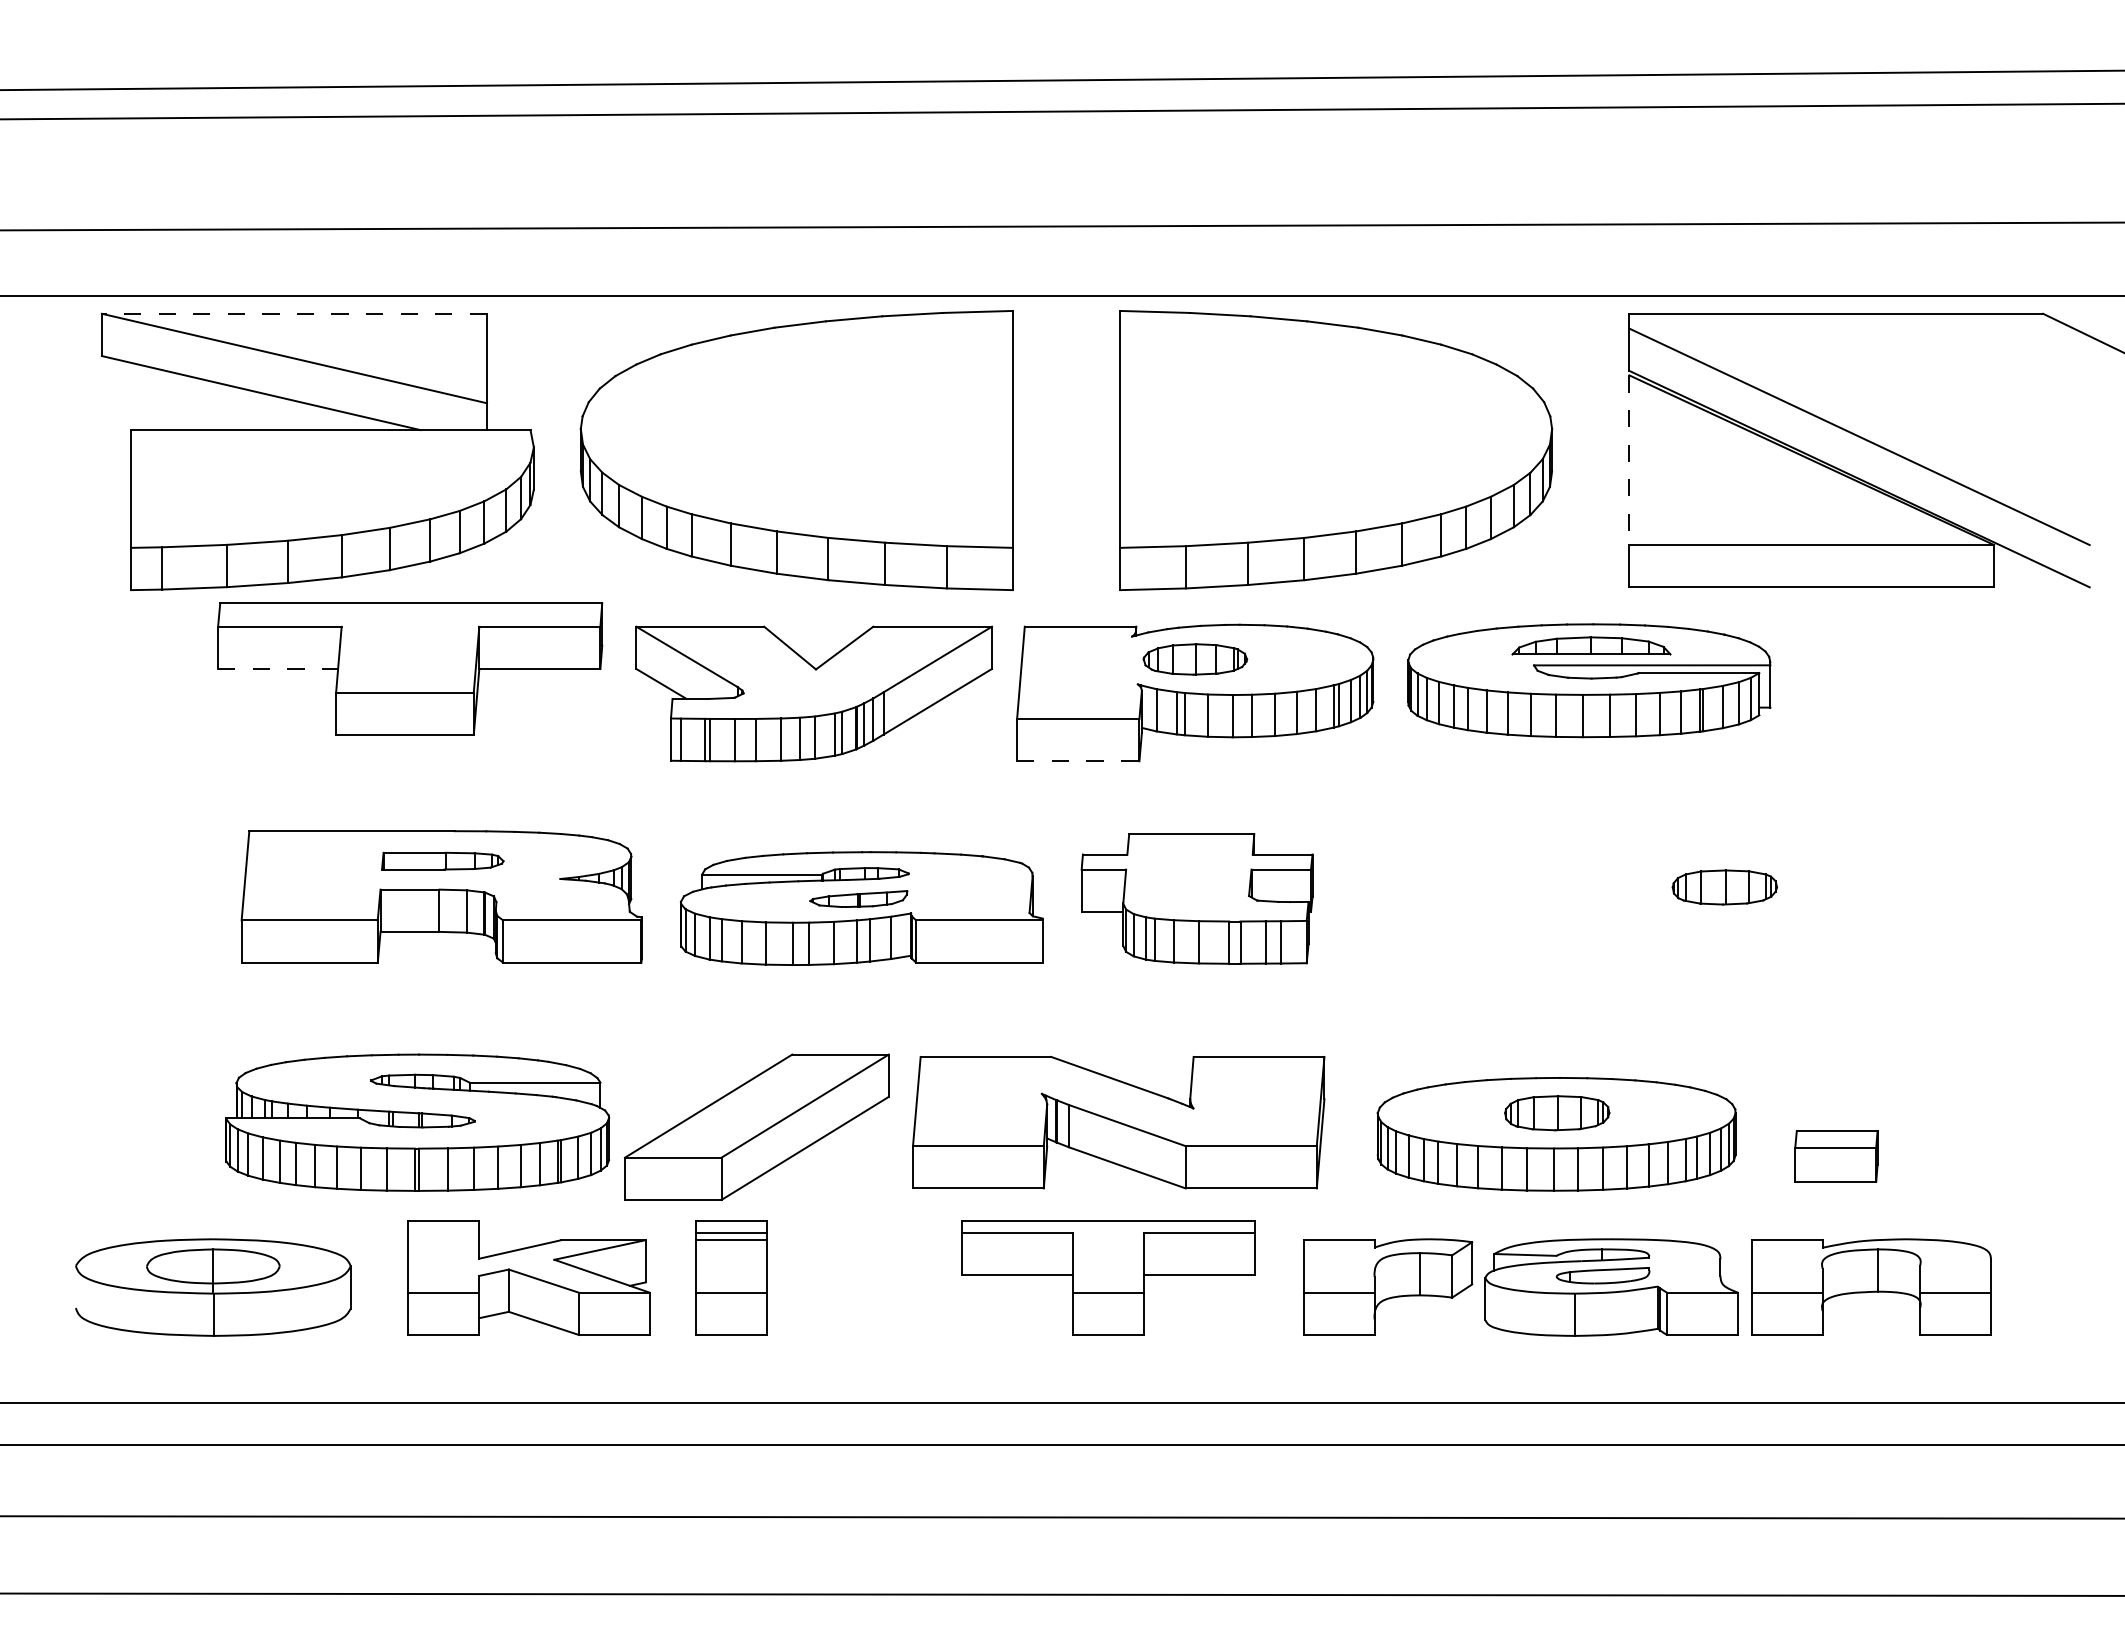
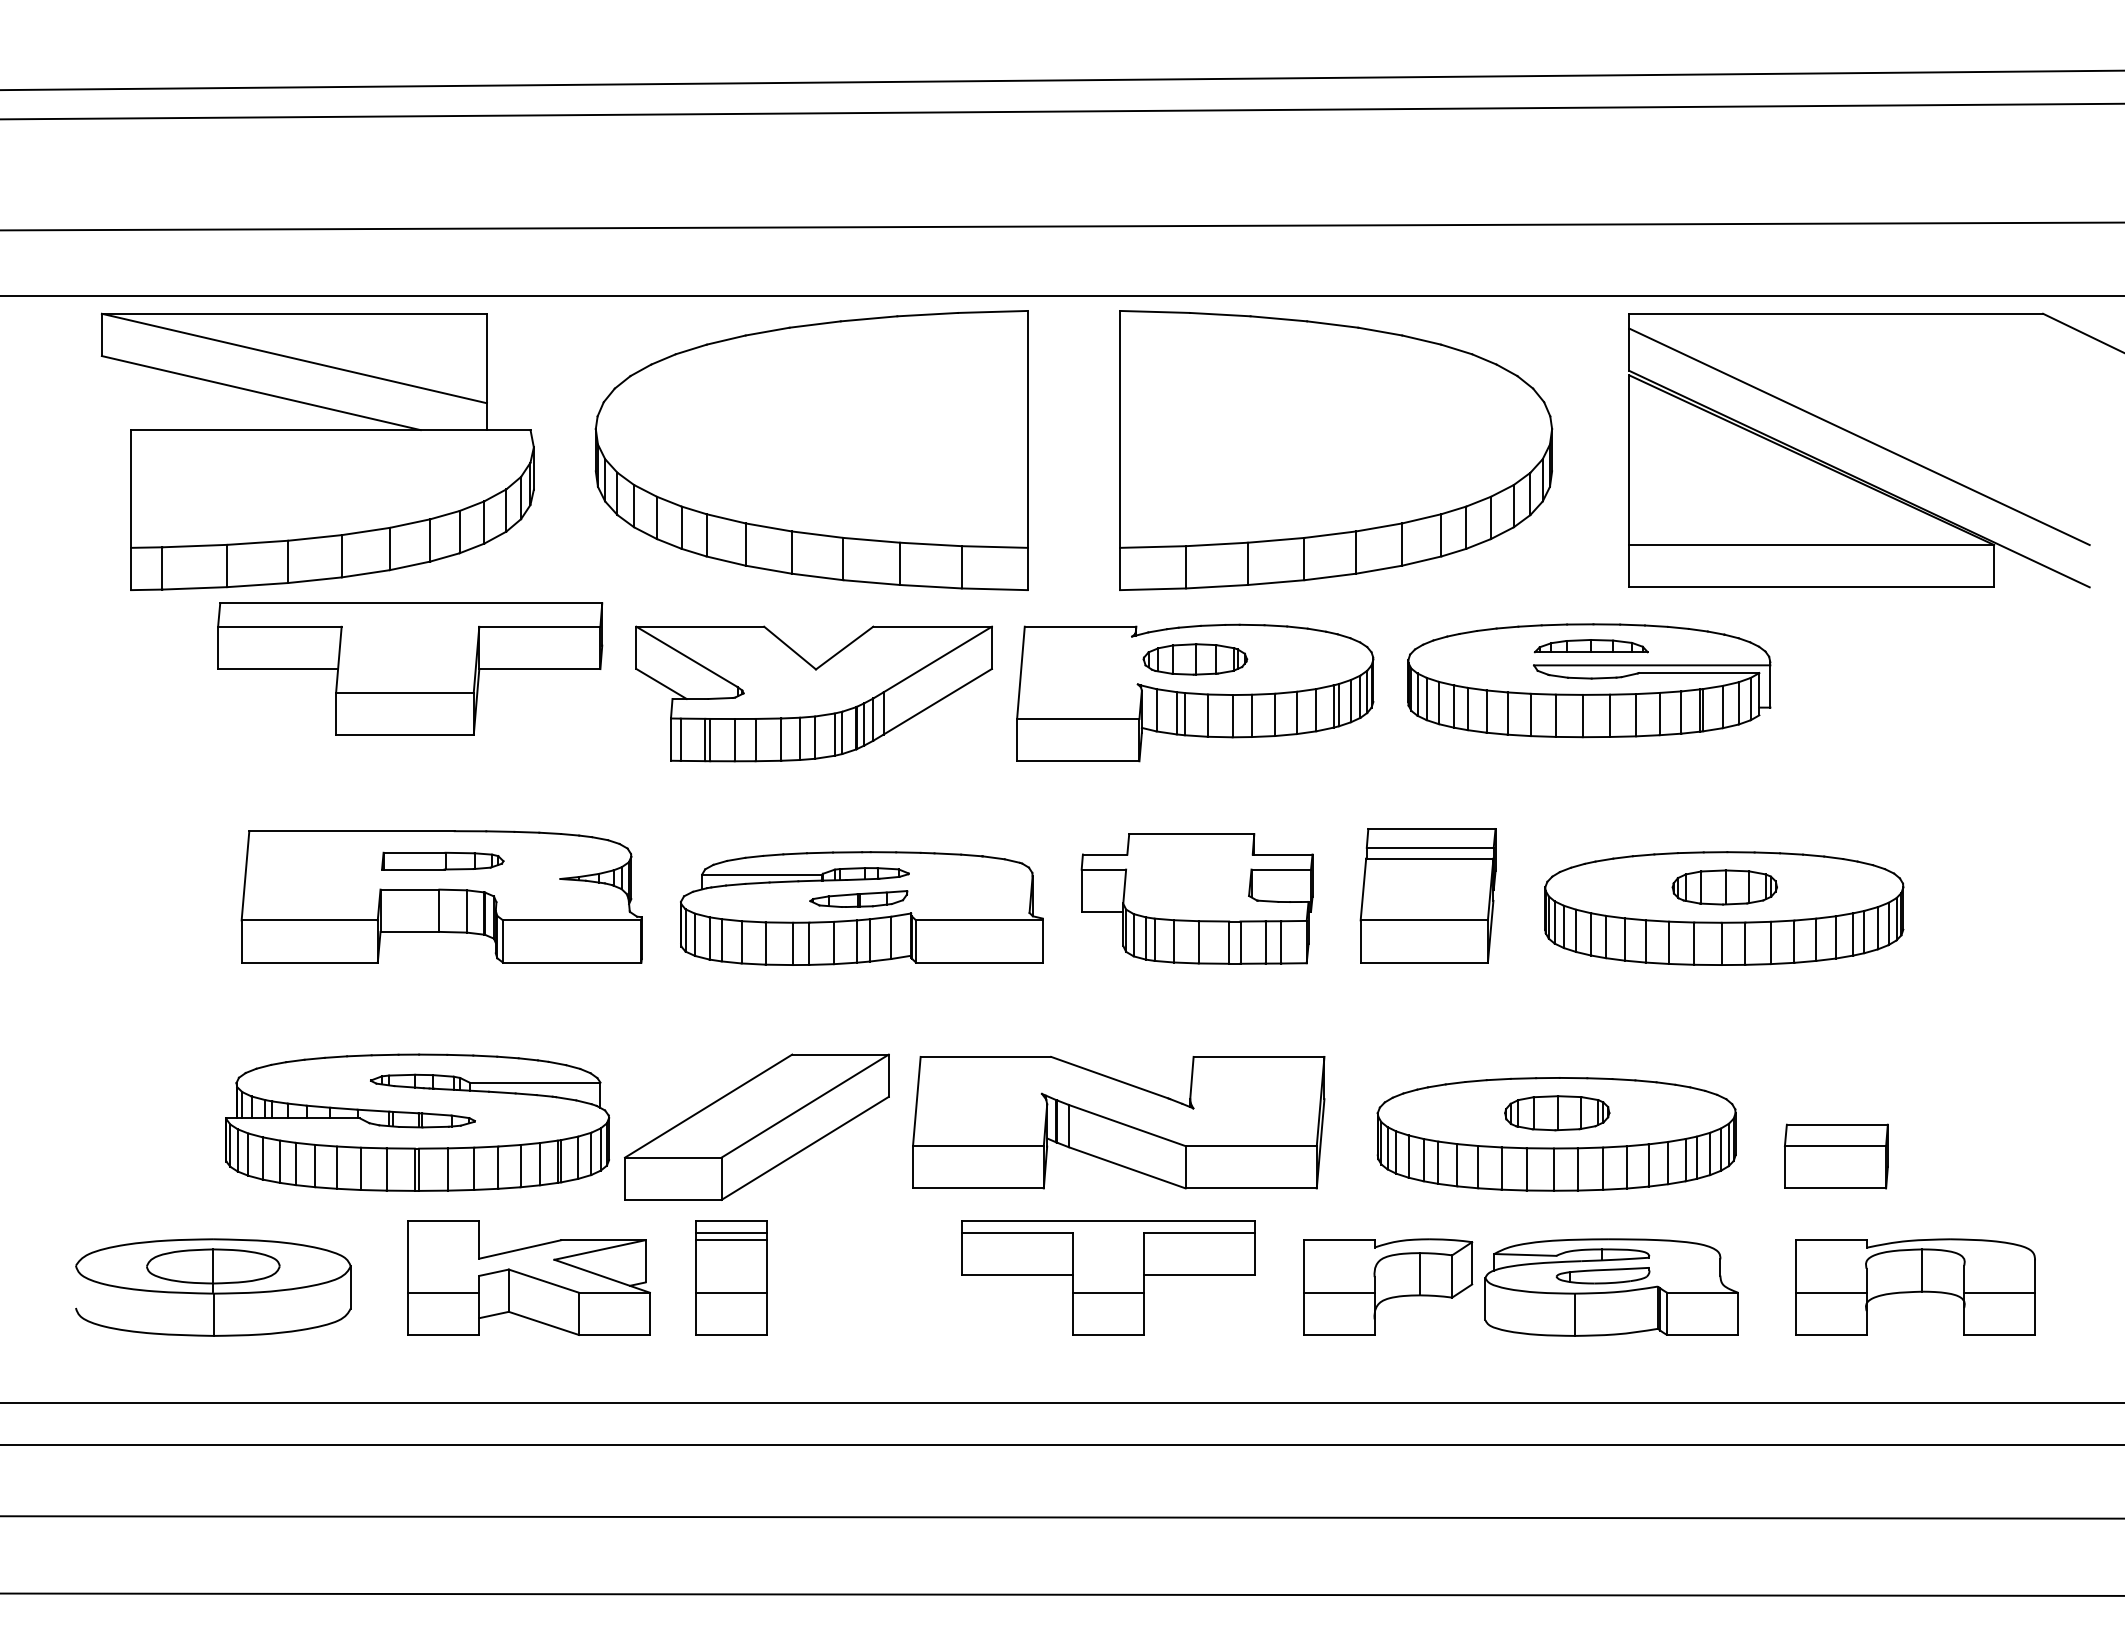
line: dashed -> solid (294, 313)
part position: (796, 450) -> (811, 450) (811, 450)
line: dashed -> solid (1629, 460)
part size: 161x20 px -> 116x15 px (1590, 646)
line: dashed -> solid (278, 669)
line: dashed -> solid (1078, 761)
part: none -> present (1427, 895)
part: none -> present (1724, 908)
part size: 85x53 px -> 105x67 px (1836, 1156)
part position: (1871, 1286) -> (1915, 1286) (1915, 1286)
